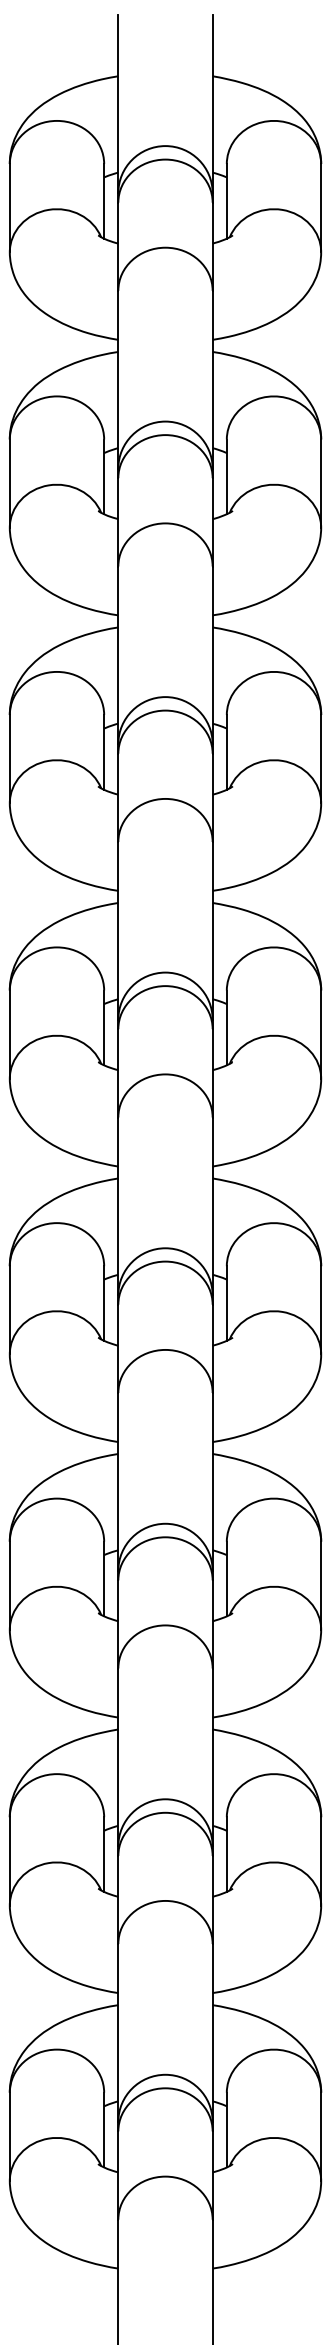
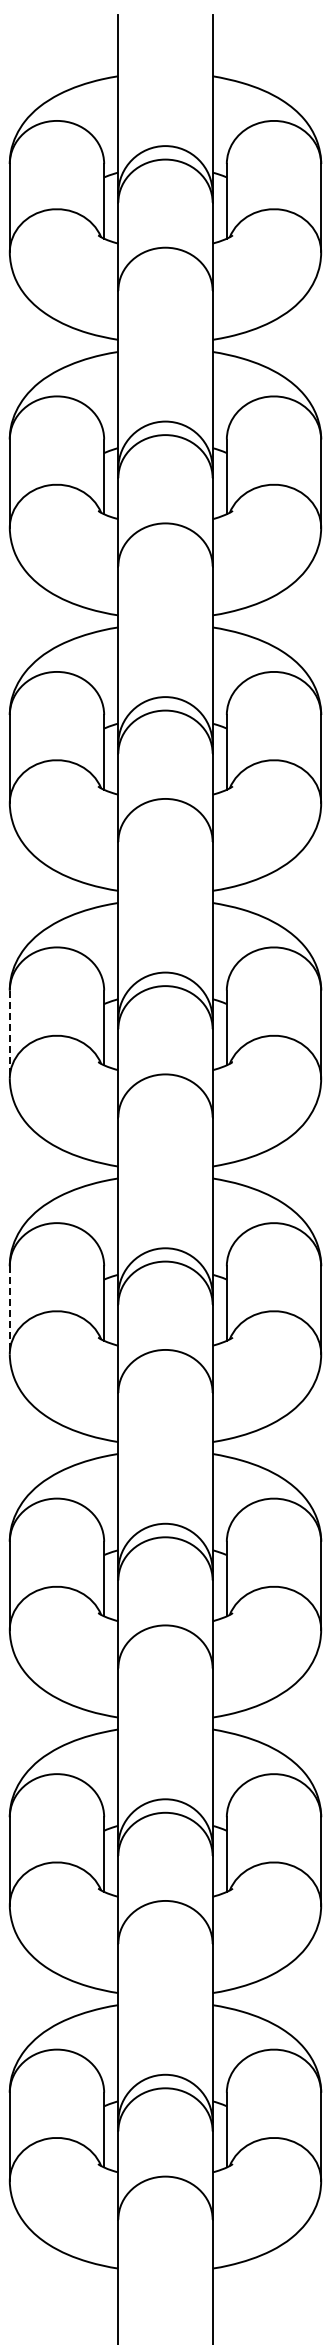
line: solid -> dashed (9, 1035)
line: solid -> dashed (9, 1310)
